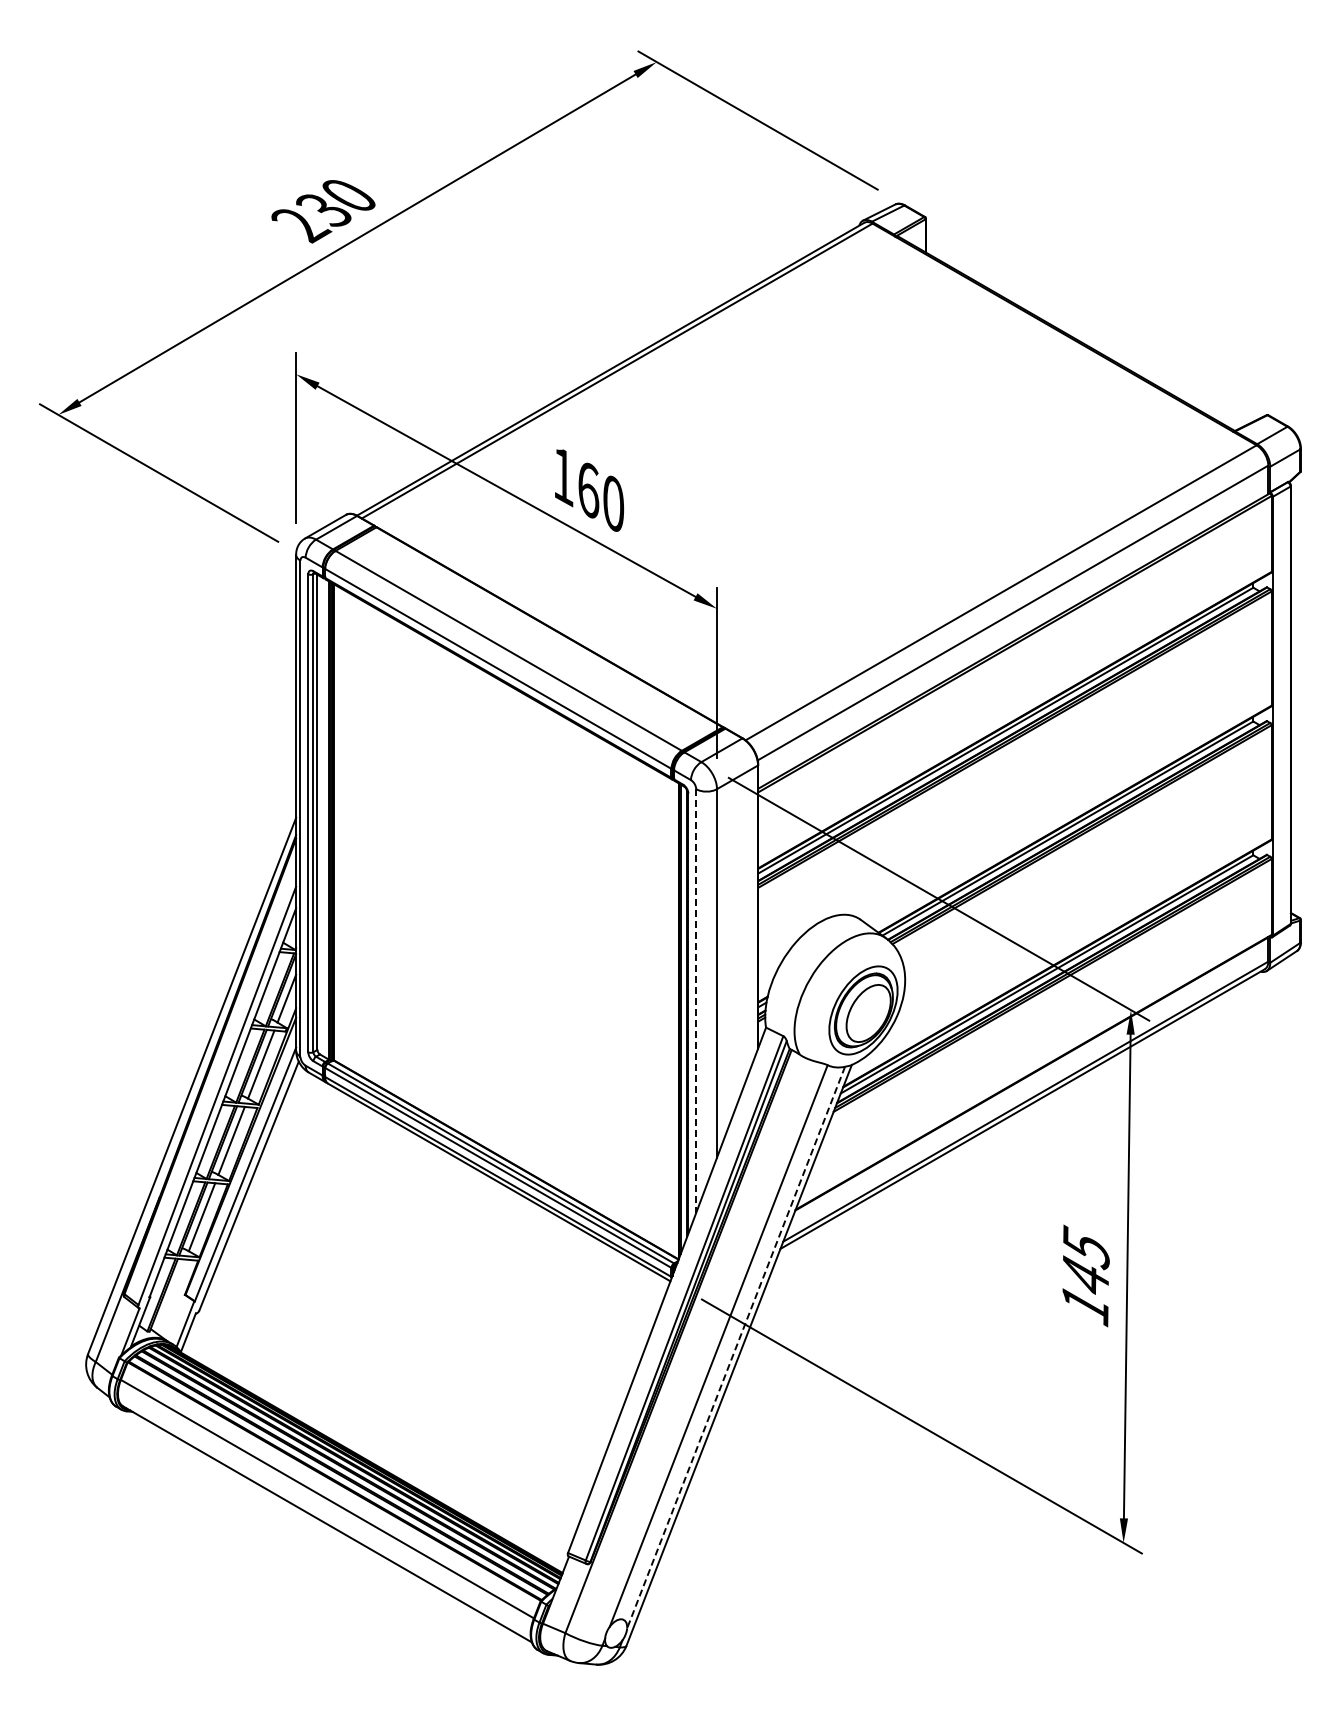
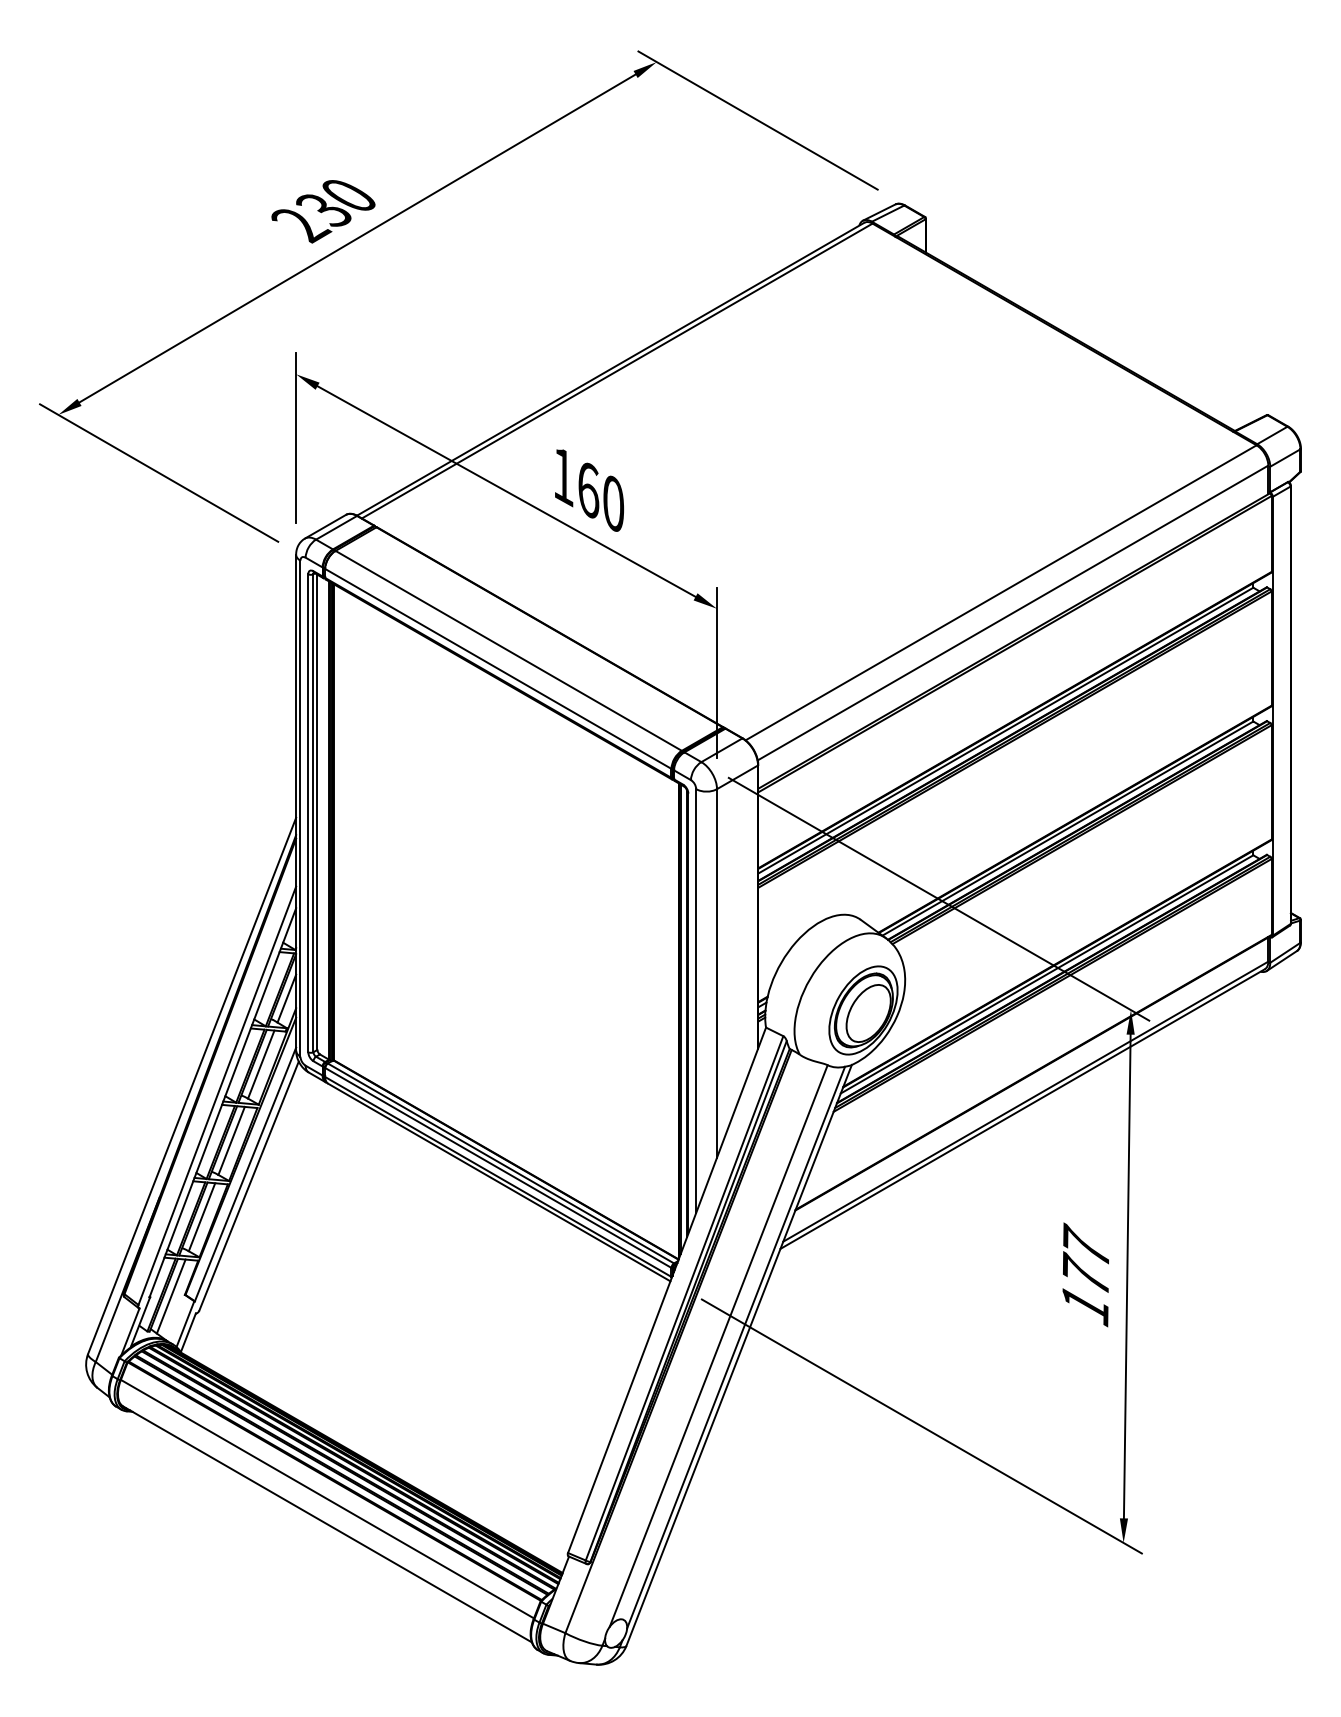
line: dashed -> solid (696, 1001)
text: 145 -> 177 (1085, 1258)
line: none -> present (170, 1296)
line: dashed -> solid (735, 1348)
